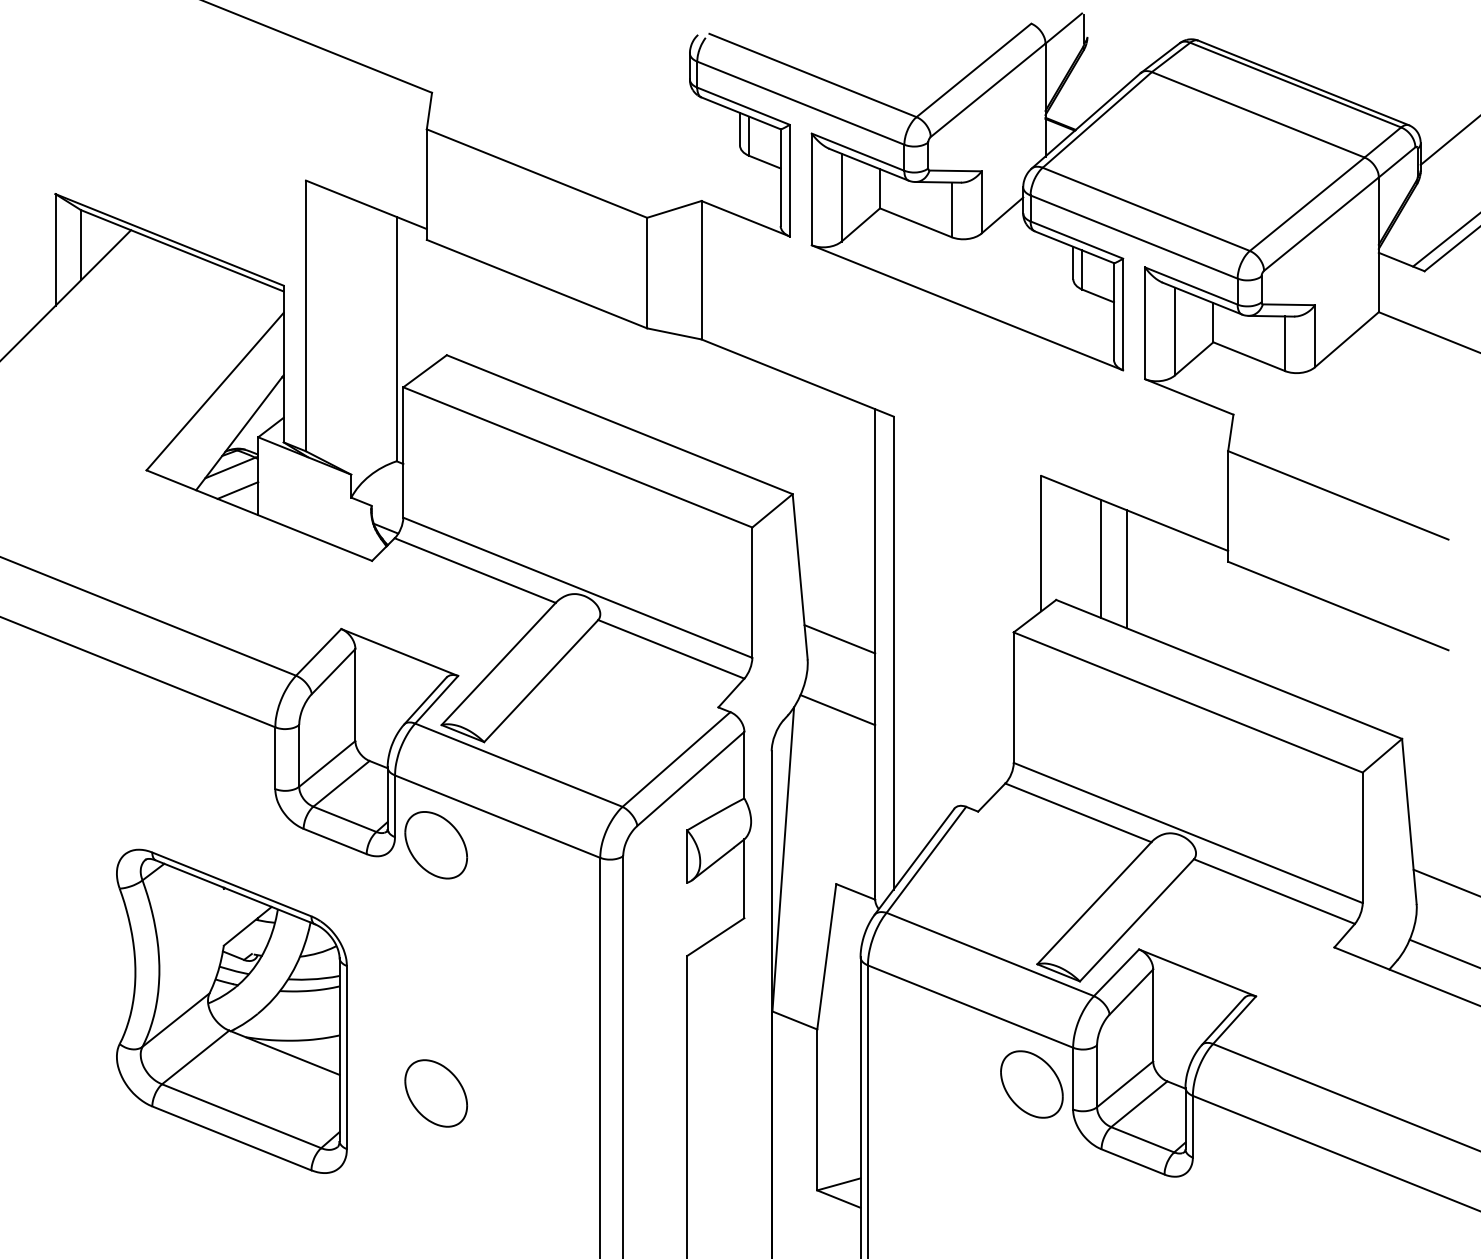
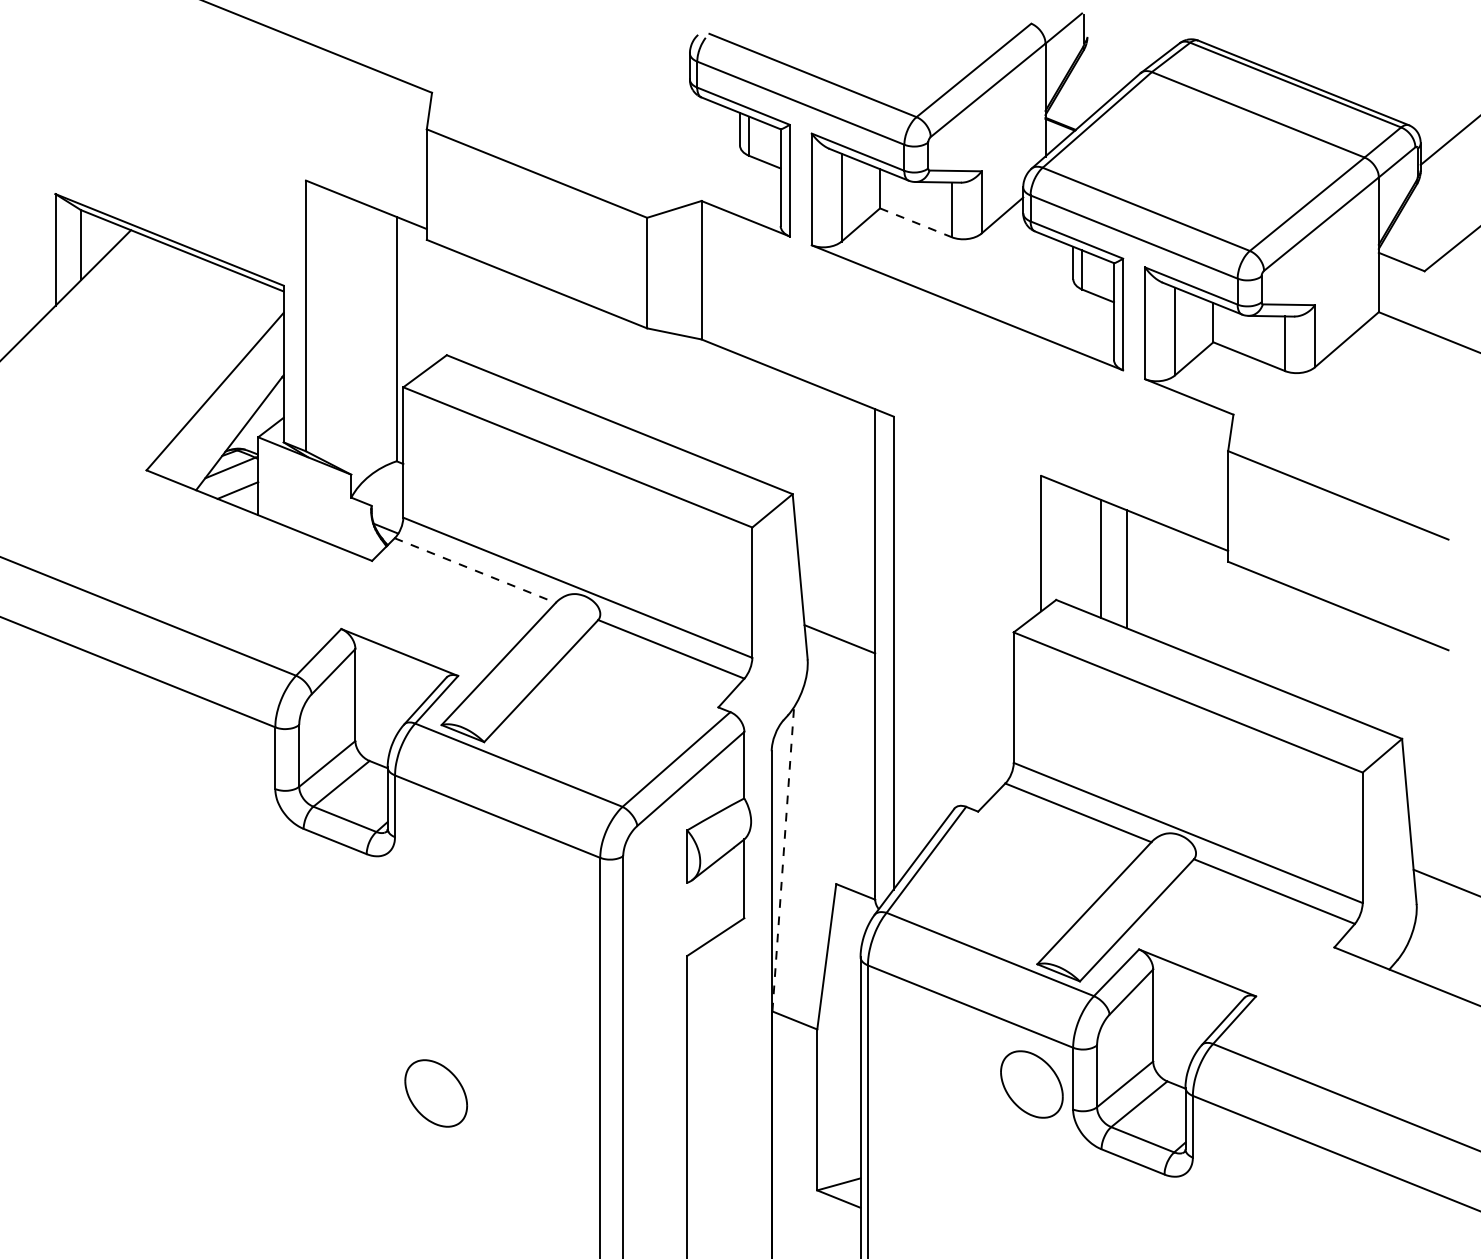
line: solid -> dashed (915, 222)
line: present -> none (1445, 240)
line: solid -> dashed (475, 570)
line: present -> none (837, 710)
part: present -> none (435, 845)
line: solid -> dashed (783, 858)
line: present -> none (1443, 953)
part: present -> none (231, 1010)
